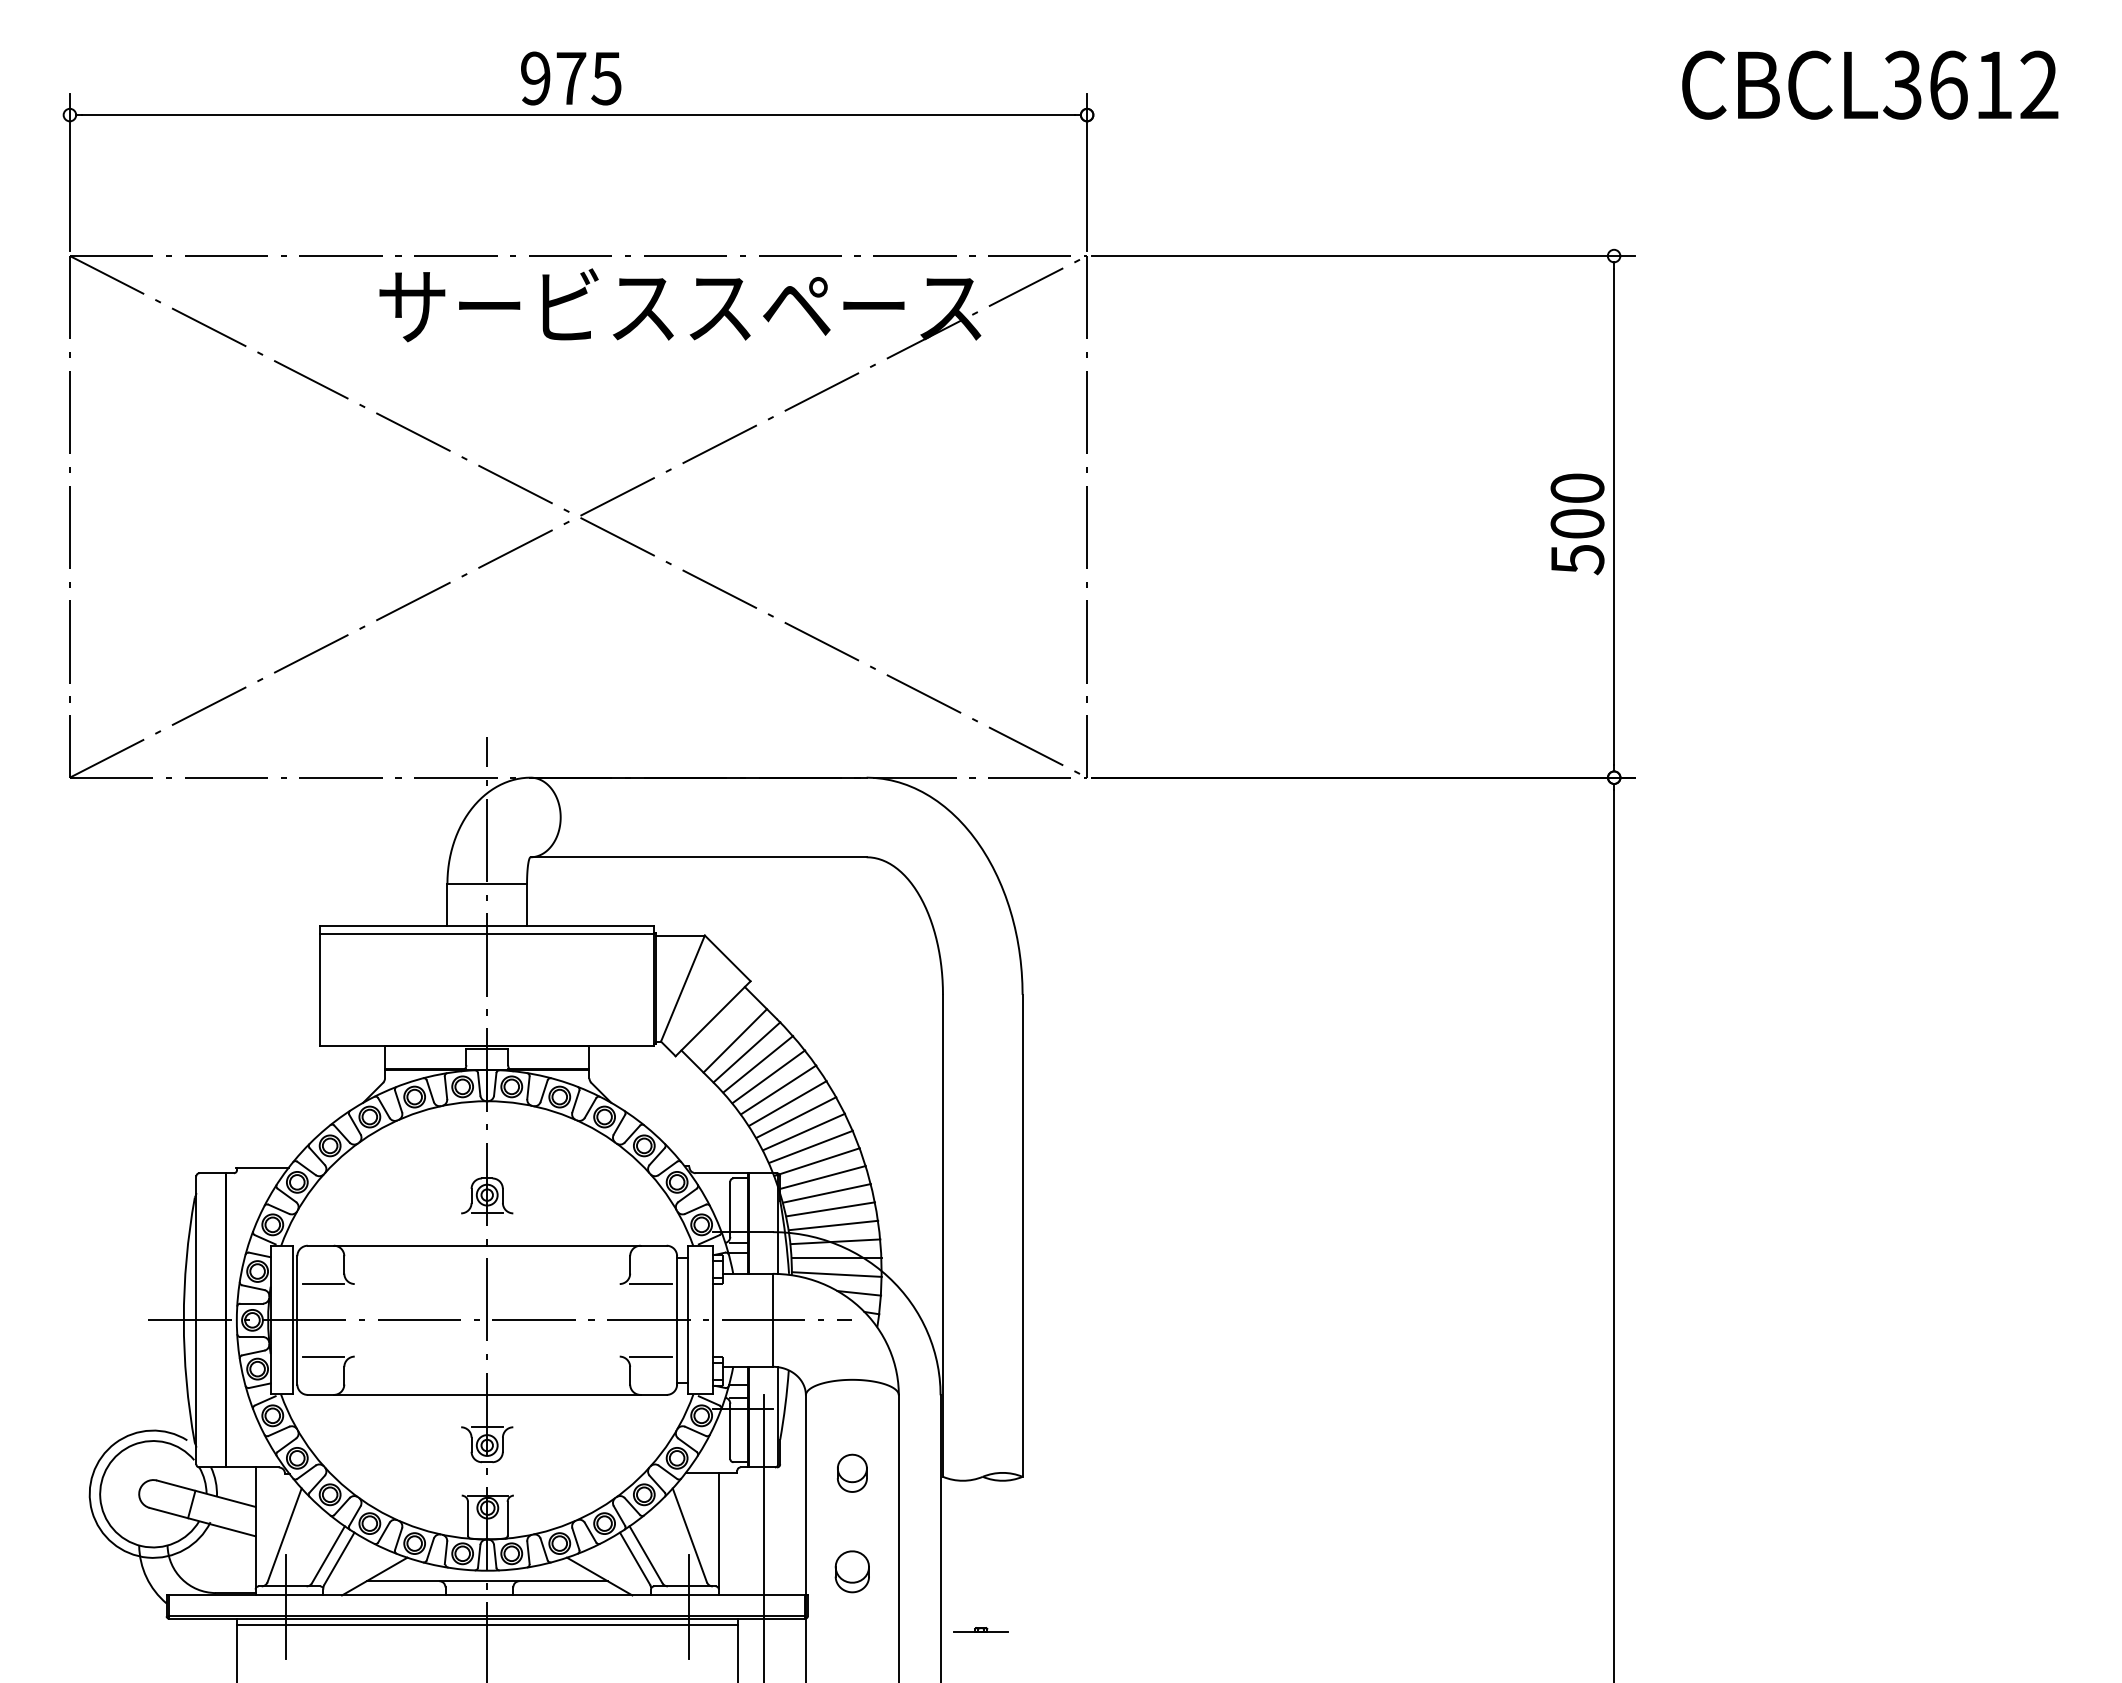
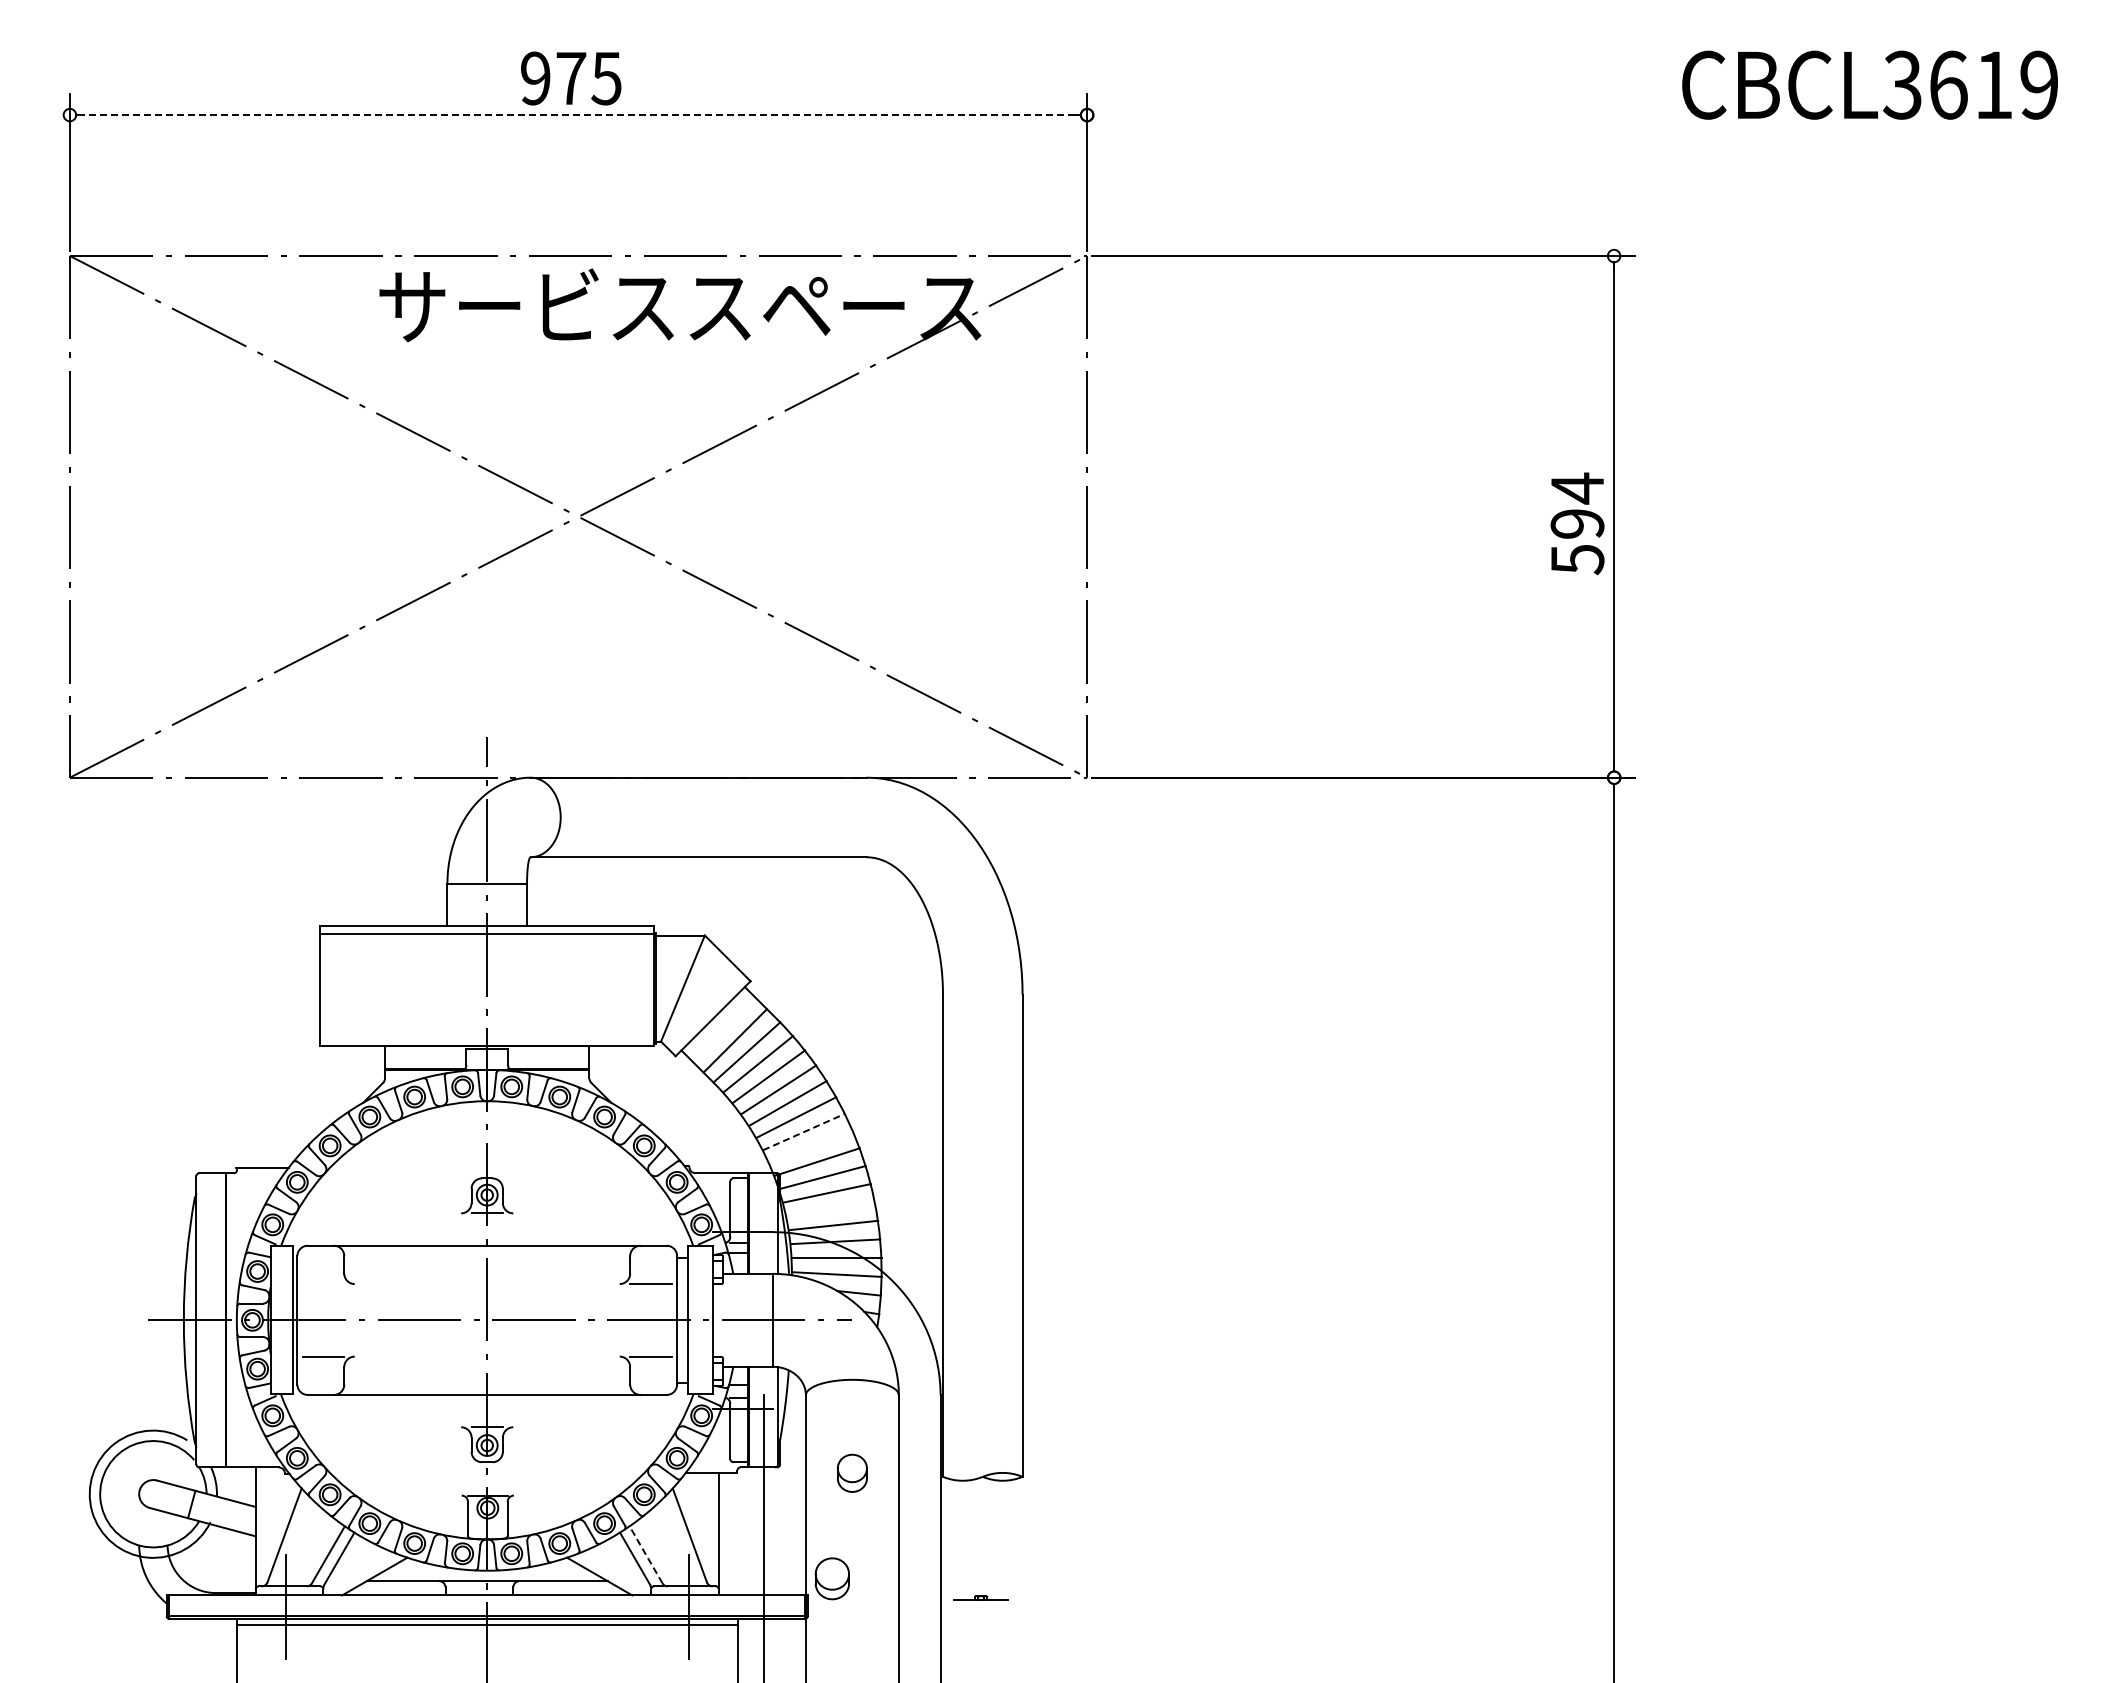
text: CBCL3612 -> CBCL3619 (2039, 85)
line: solid -> dashed (578, 115)
text: 500 -> 594 (1577, 505)
line: solid -> dashed (804, 1132)
line: present -> none (810, 1146)
line: present -> none (830, 1209)
line: present -> none (323, 1284)
line: solid -> dashed (646, 1554)
part position: (851, 1571) -> (831, 1578) (831, 1578)
part position: (980, 1629) -> (980, 1597) (980, 1597)
